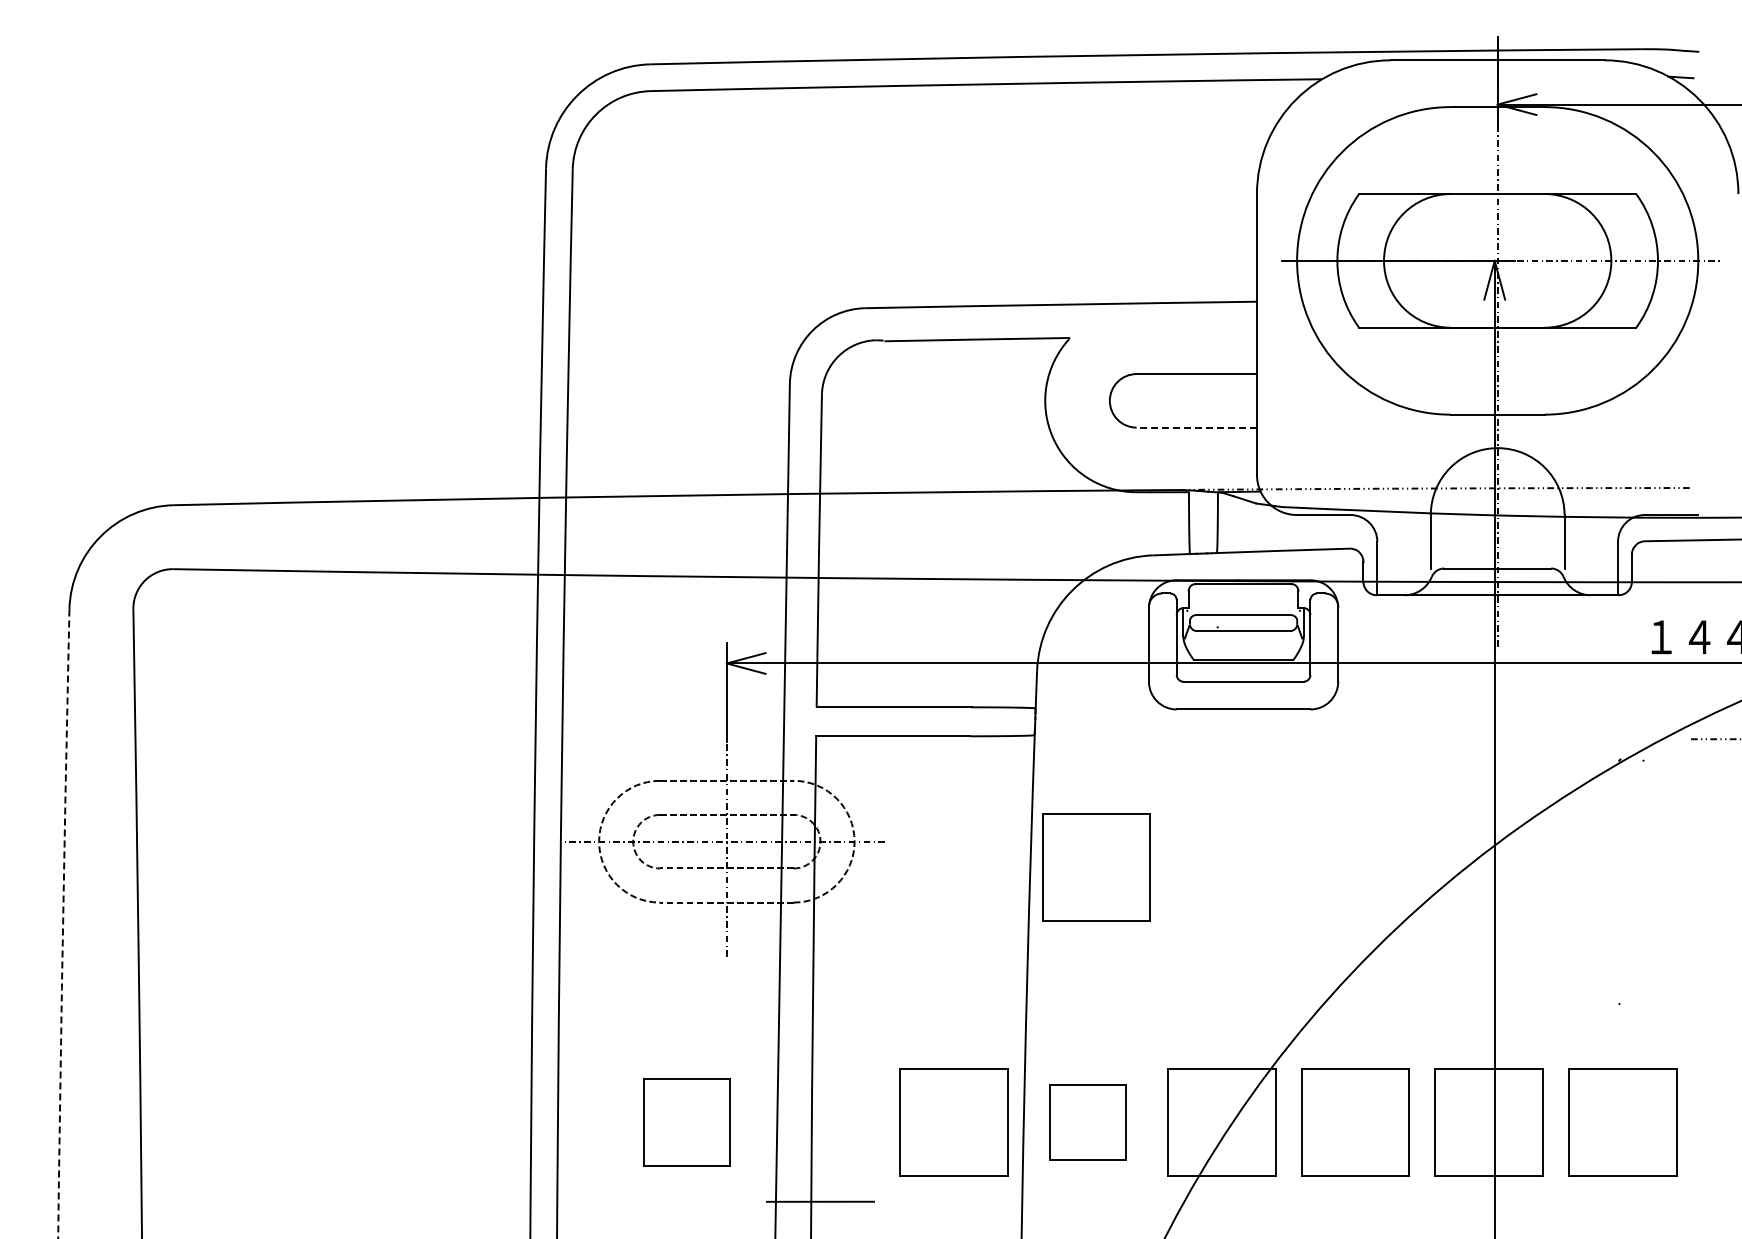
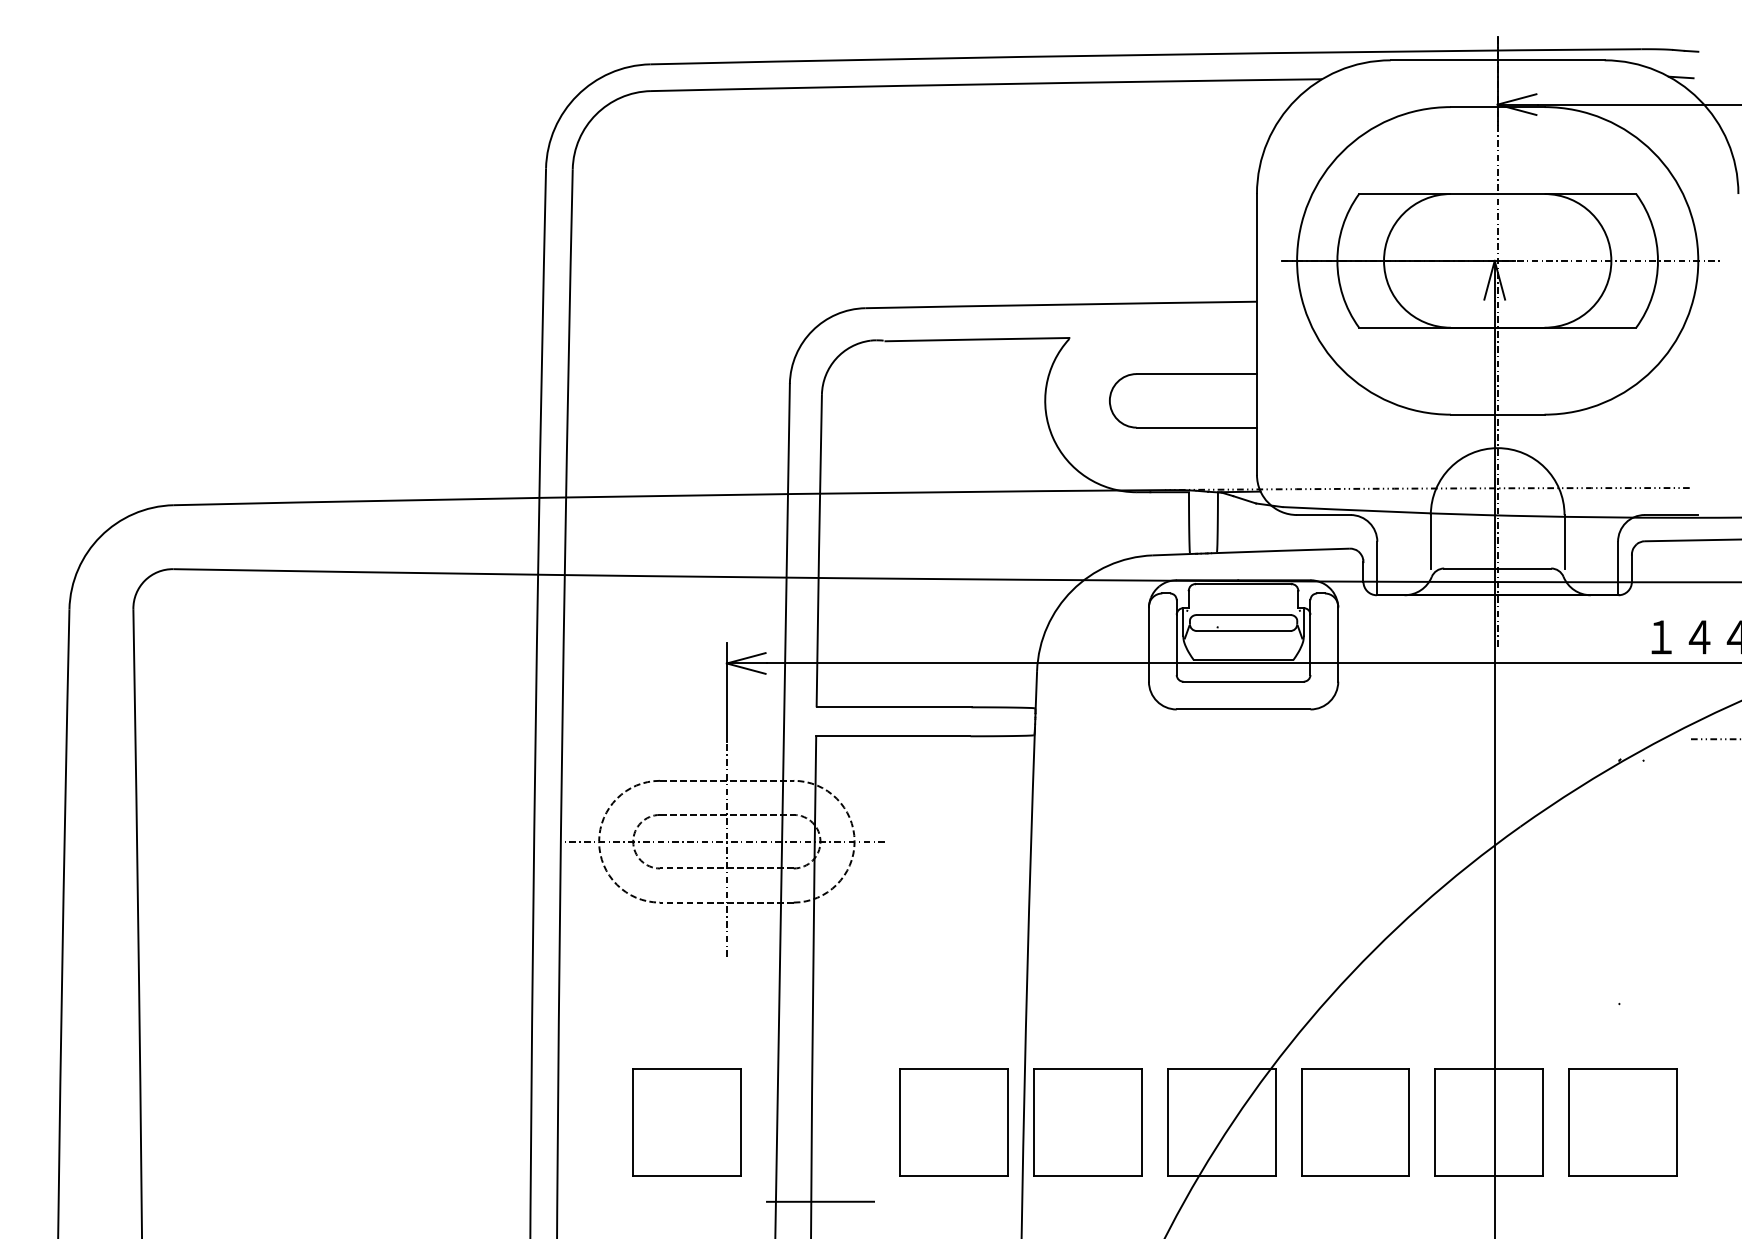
line: dashed -> solid (1196, 427)
part: present -> none (1096, 867)
arc: dashed -> solid (63, 924)
part size: 88x89 px -> 110x109 px (686, 1122)
part size: 78x77 px -> 110x109 px (1087, 1122)
